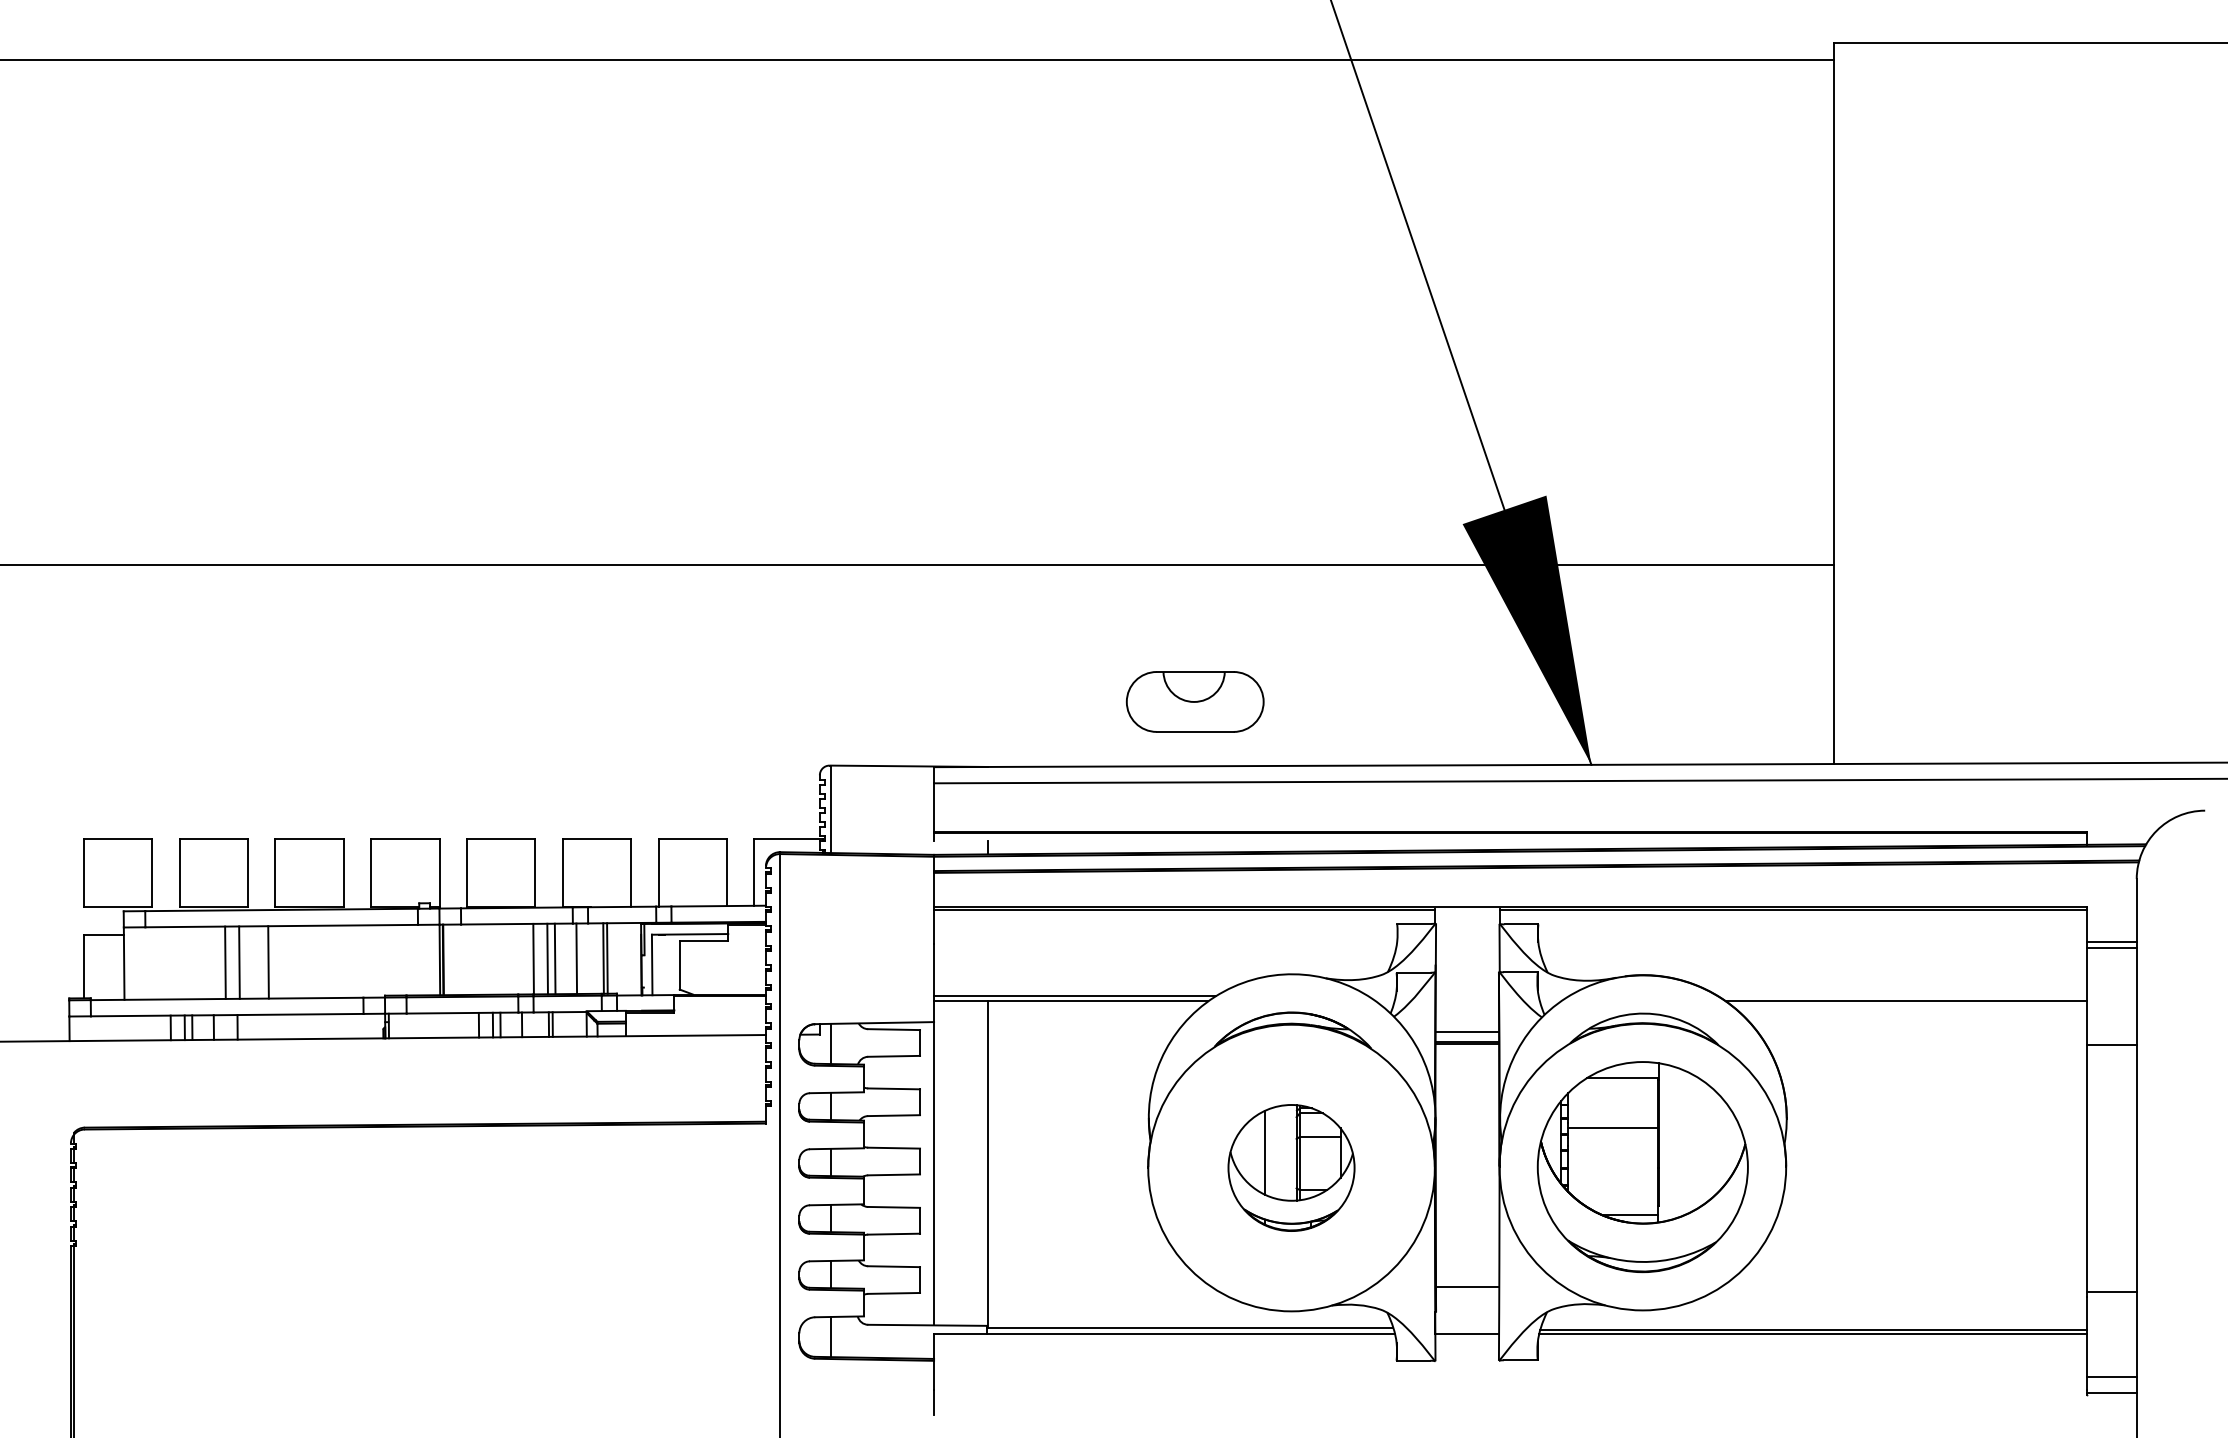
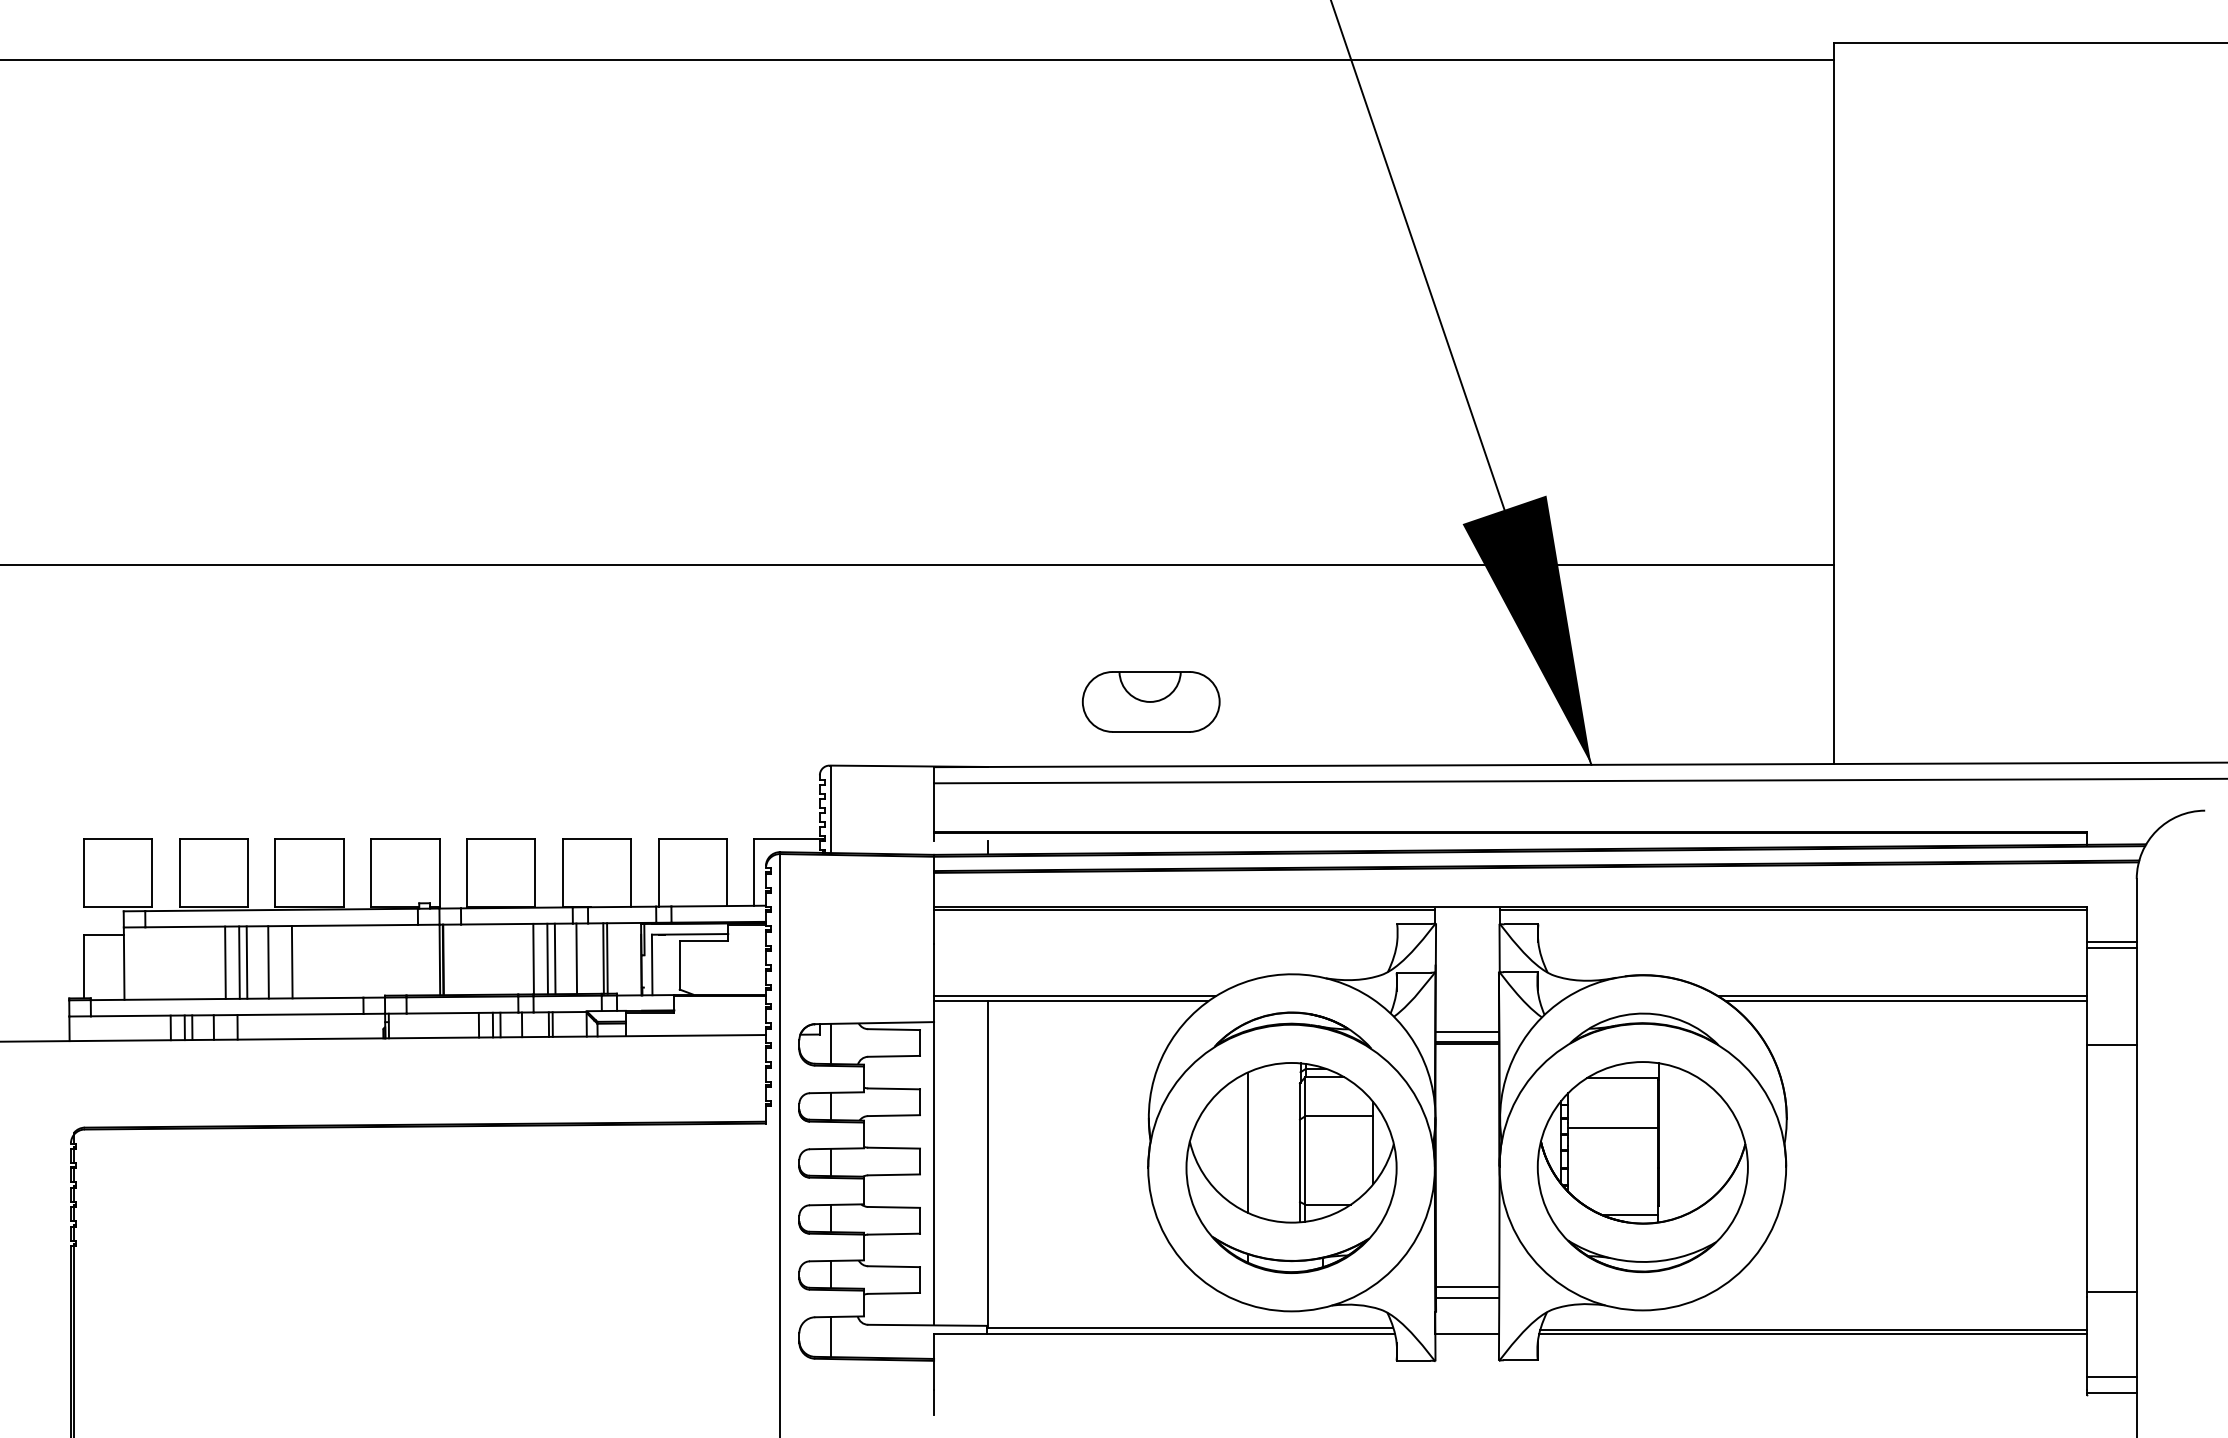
part position: (1194, 701) -> (1150, 701) (1150, 701)
line: none -> present (246, 962)
line: none -> present (291, 962)
line: none -> present (1902, 996)
part size: 129x128 px -> 213x212 px (1291, 1167)
line: none -> present (1467, 1297)
